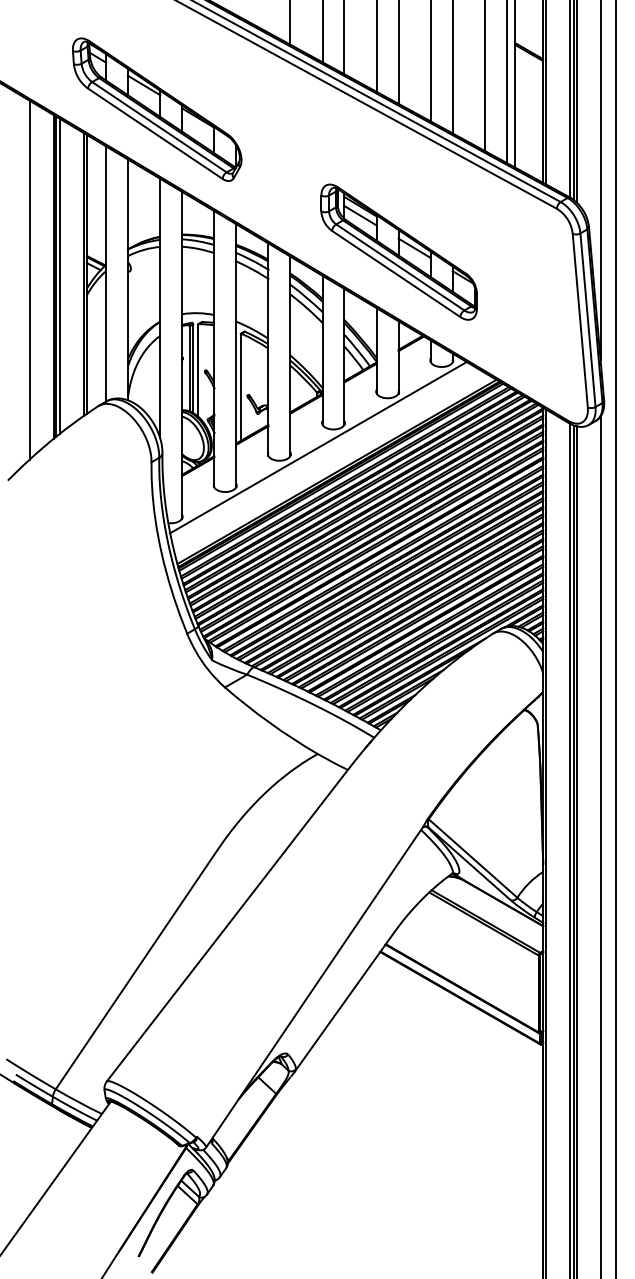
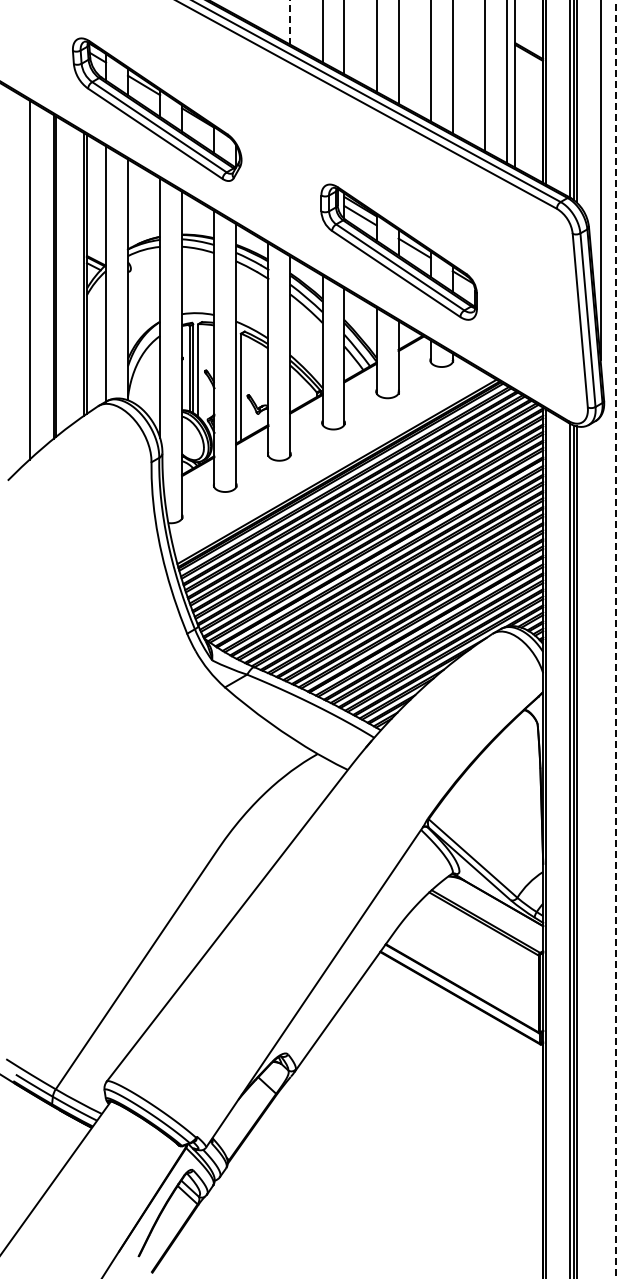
line: solid -> dashed (290, 22)
line: present -> none (59, 275)
line: present -> none (318, 447)
line: solid -> dashed (616, 639)
line: present -> none (600, 845)
